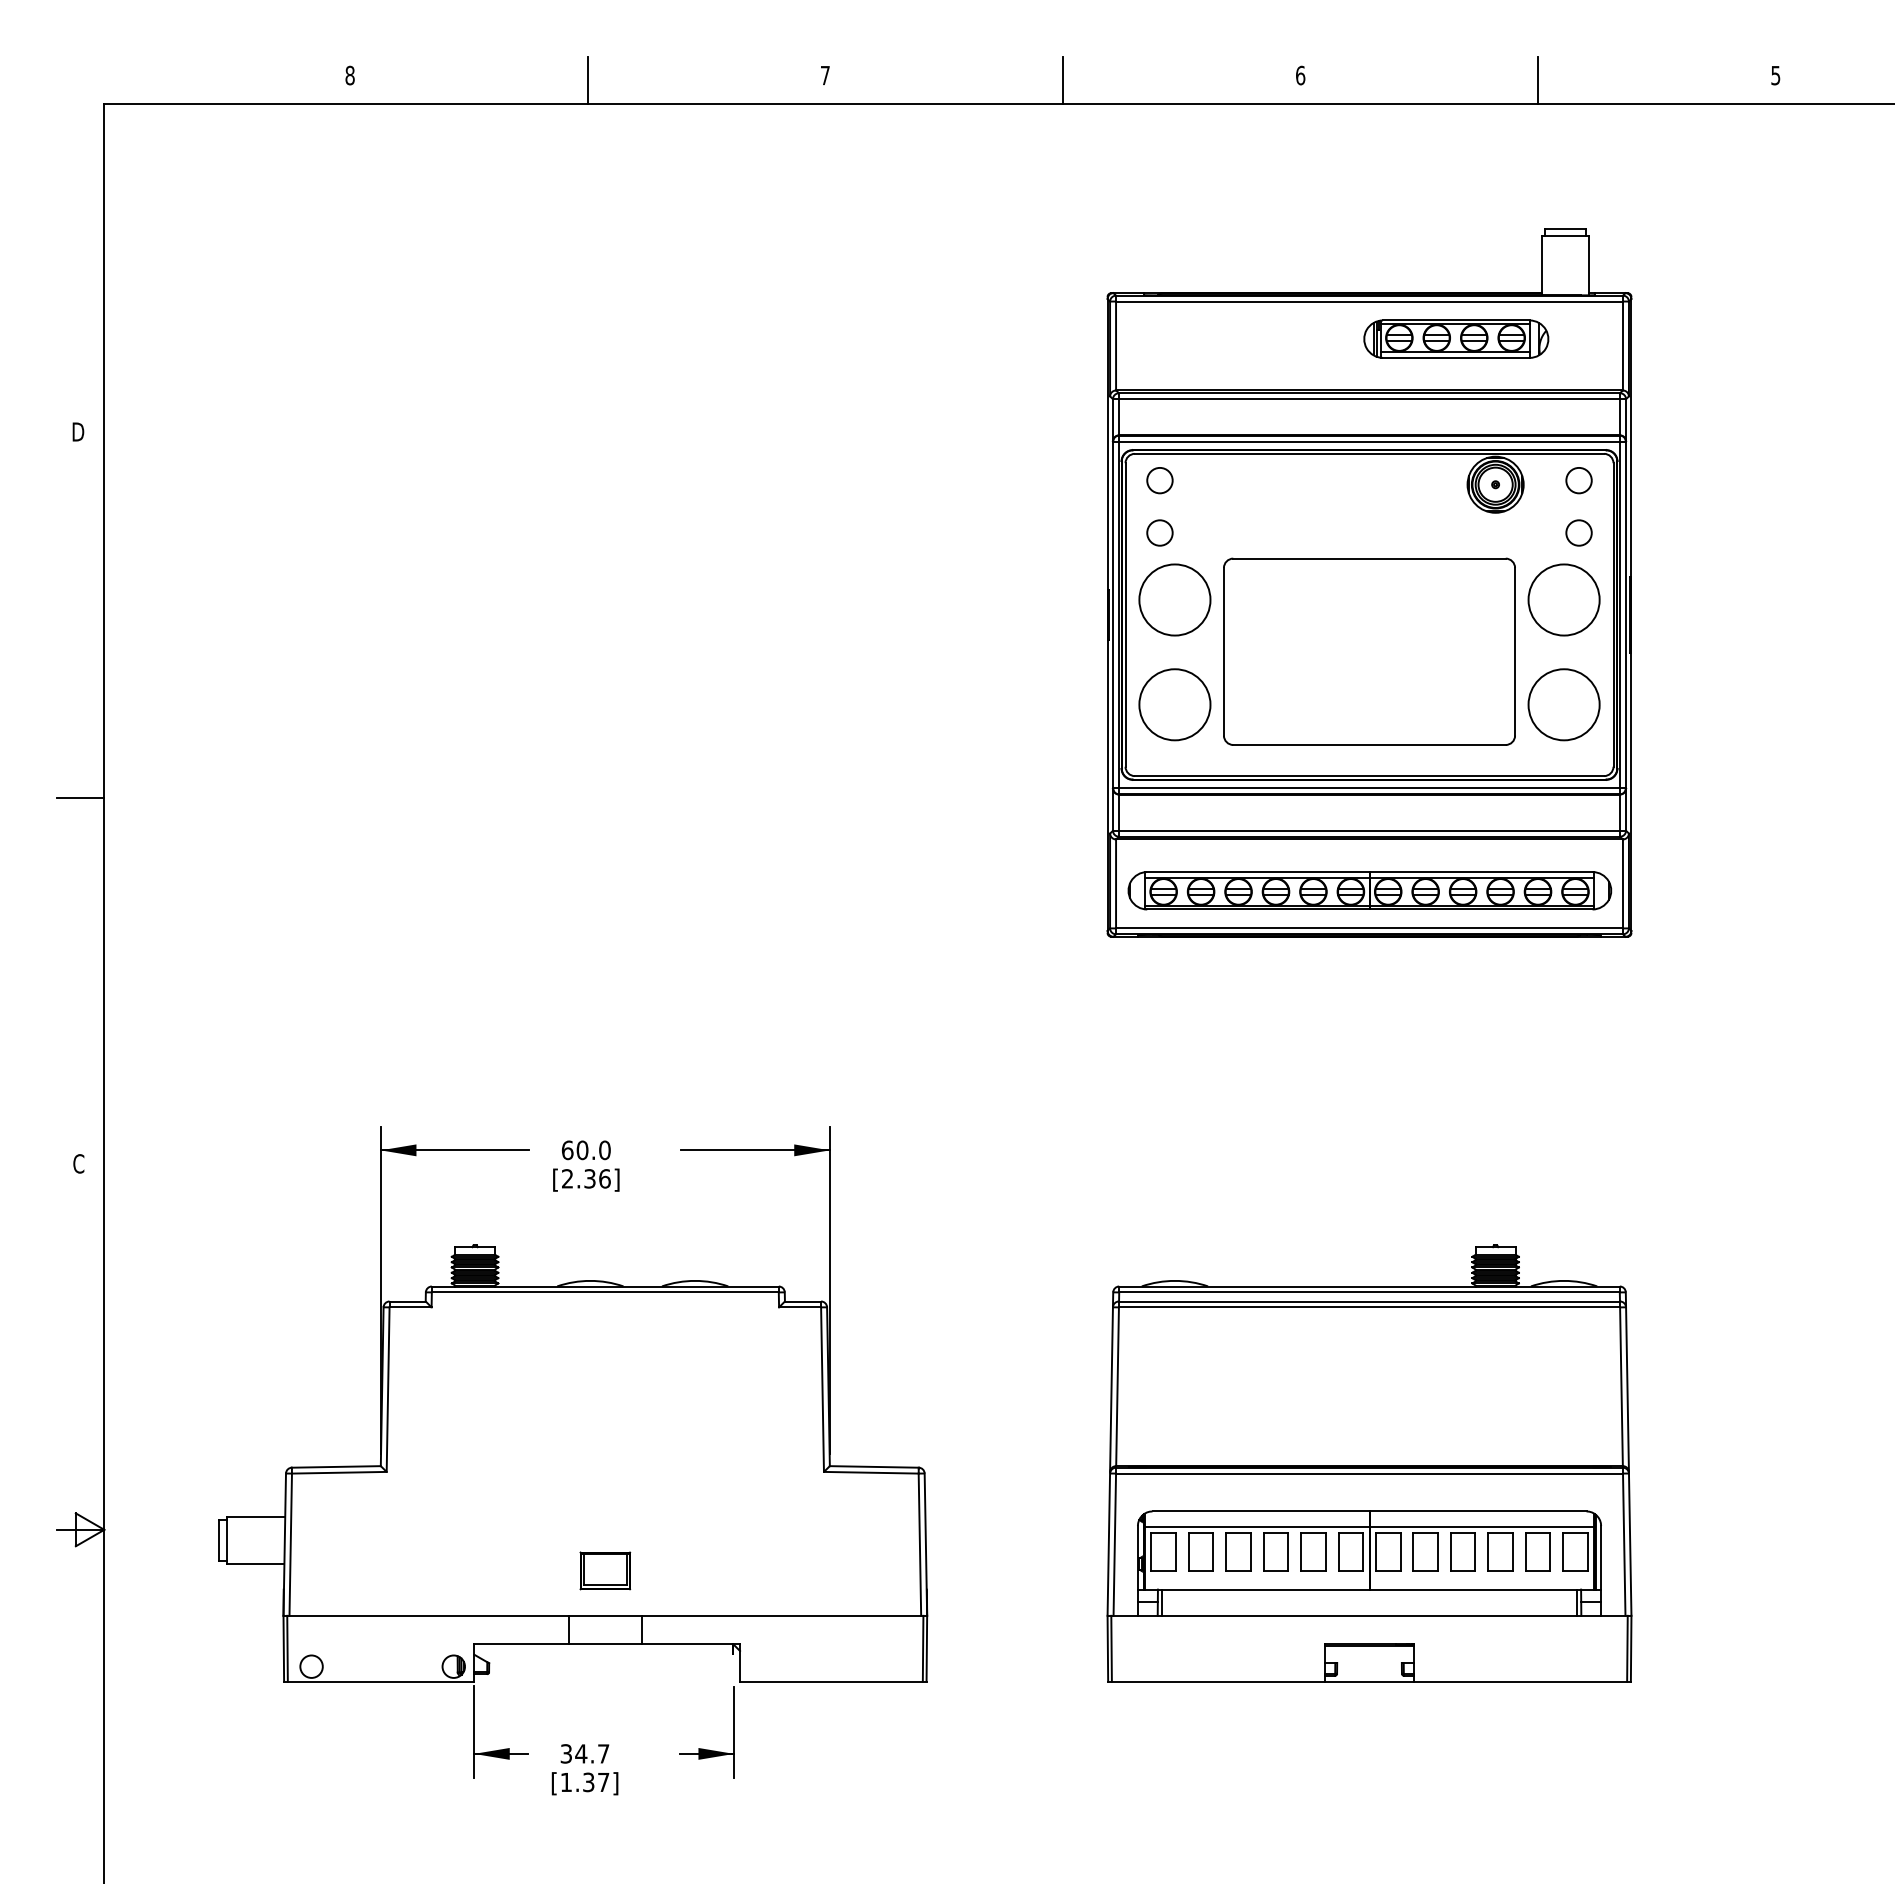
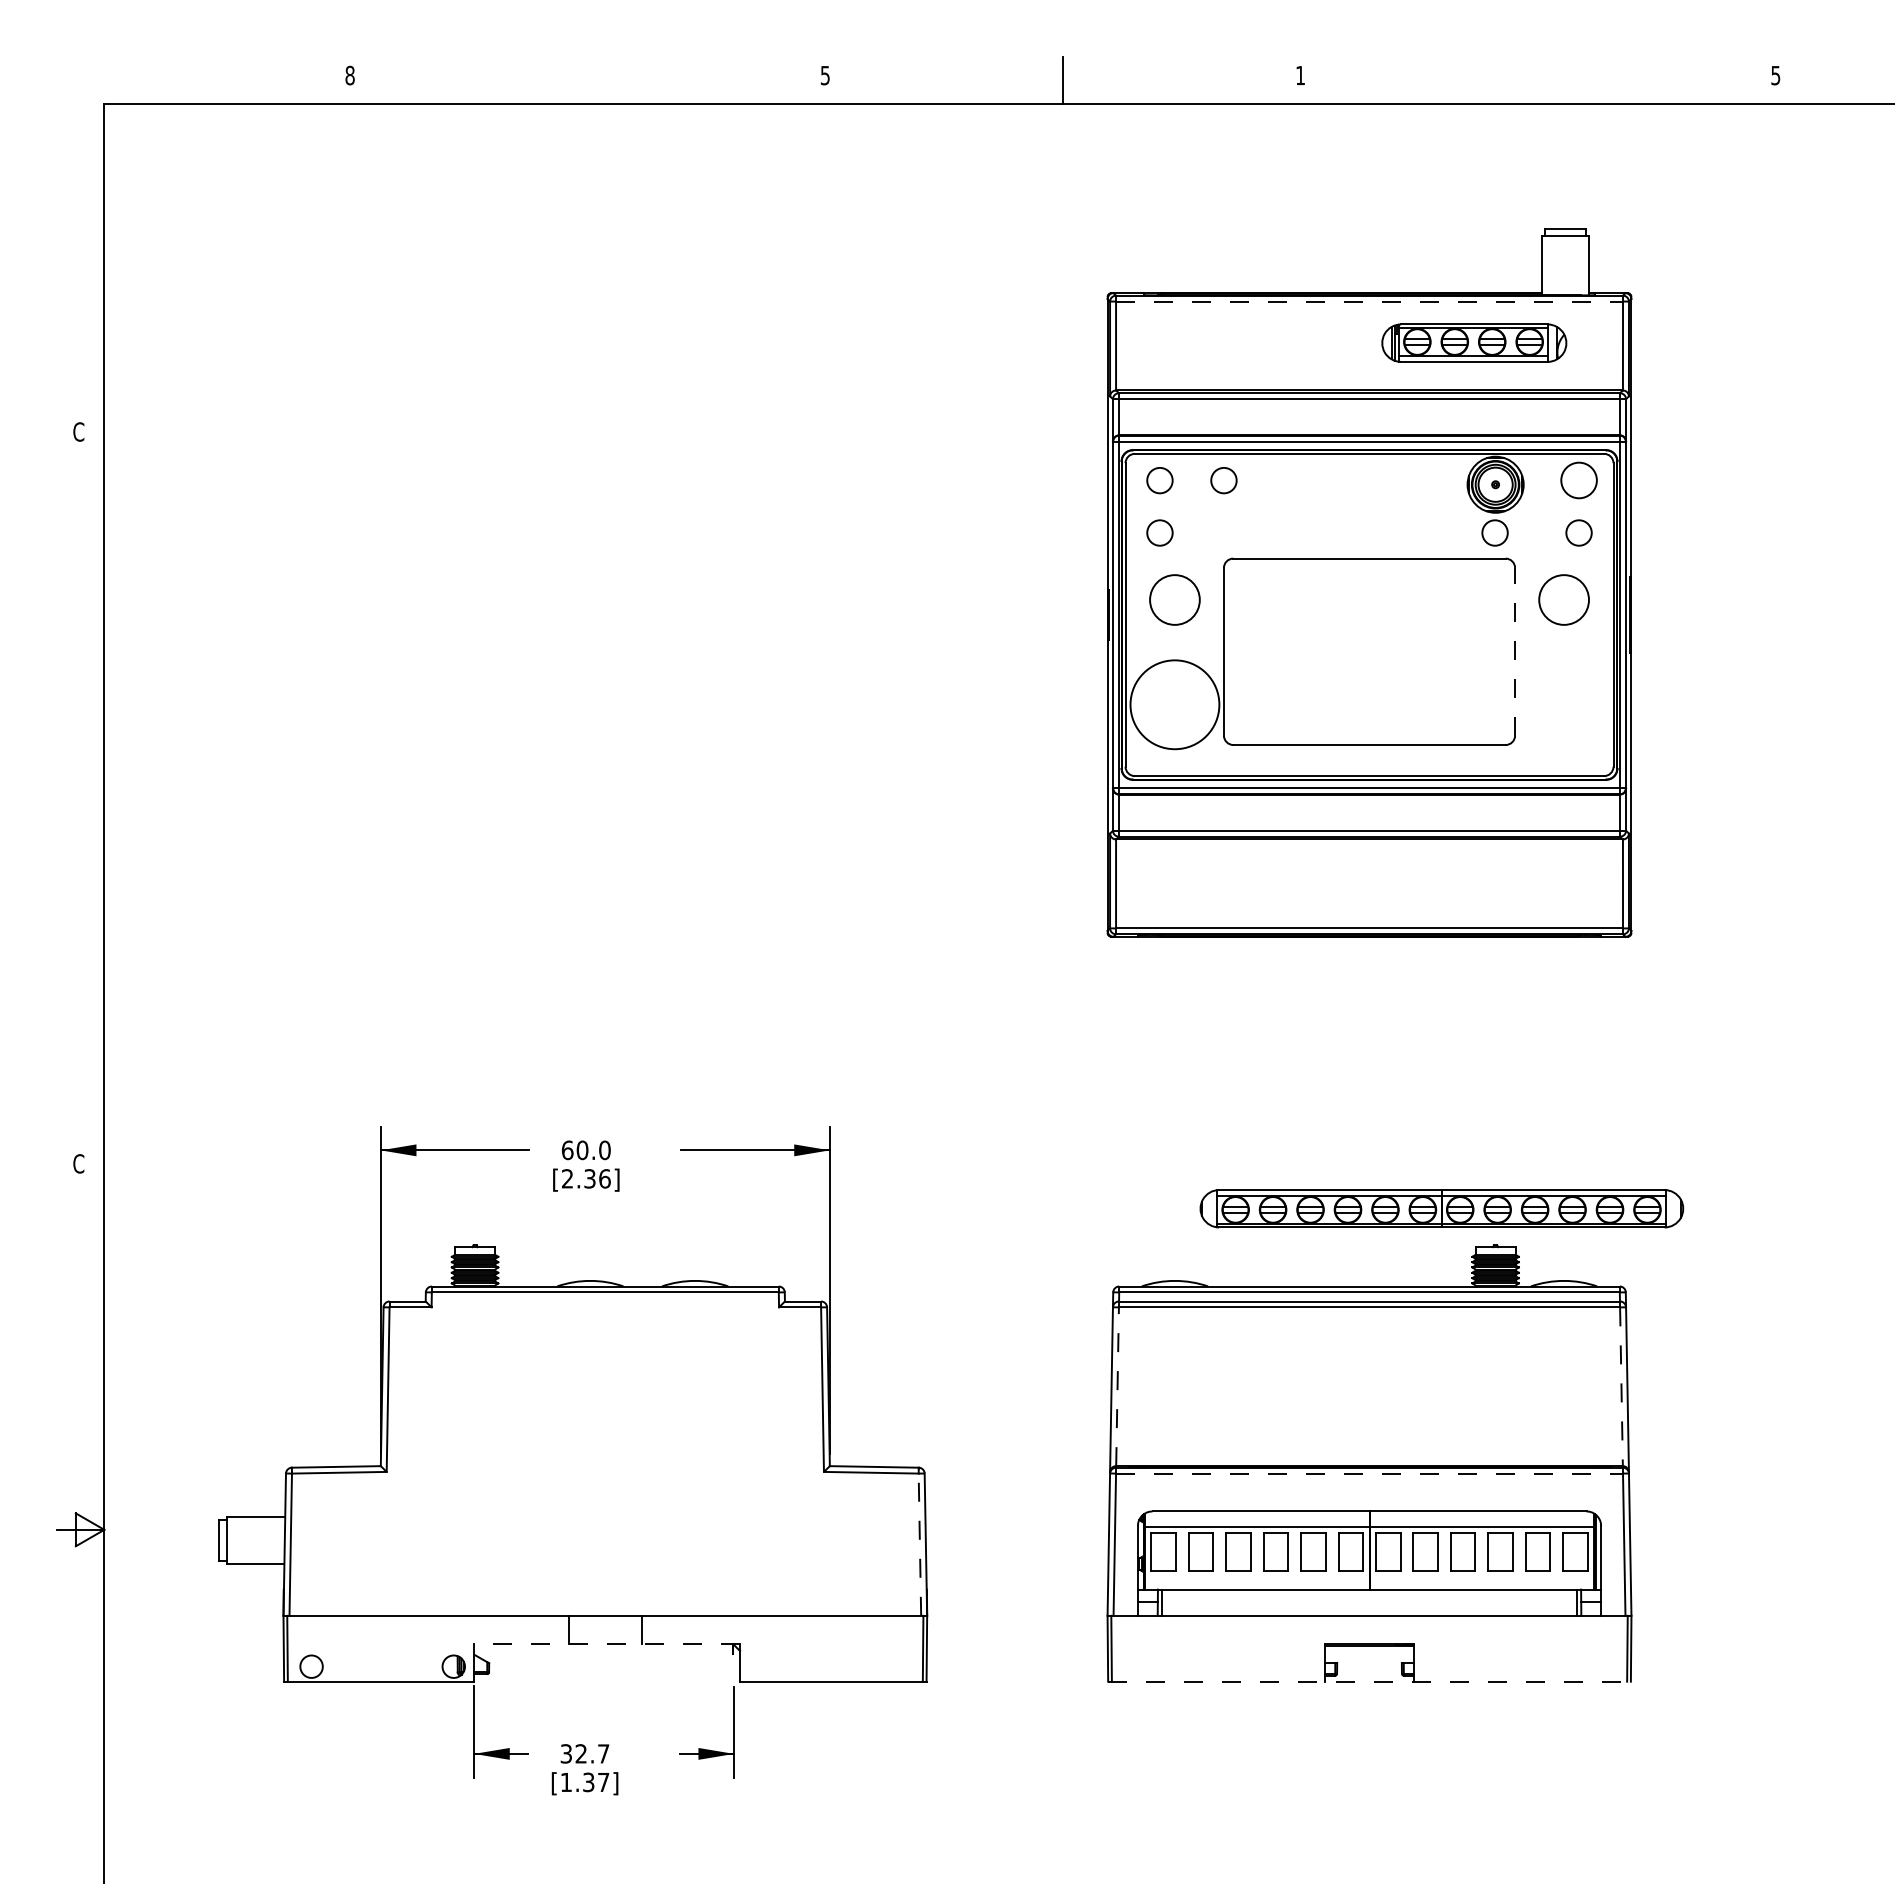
text: 7 -> 5 (824, 75)
text: 6 -> 1 (1300, 75)
line: present -> none (587, 80)
line: present -> none (1538, 80)
line: solid -> dashed (1370, 301)
part position: (1456, 338) -> (1474, 342) (1474, 342)
text: D -> C (78, 431)
circle: none -> present (1223, 480)
circle size: 28x28 px -> 38x39 px (1578, 480)
circle: none -> present (1494, 532)
circle diameter: 71 px -> 50 px (1174, 599)
circle diameter: 71 px -> 50 px (1563, 599)
line: solid -> dashed (1515, 651)
circle diameter: 71 px -> 89 px (1174, 704)
circle: present -> none (1563, 704)
line: present -> none (80, 797)
part position: (1369, 890) -> (1441, 1208) (1441, 1208)
line: solid -> dashed (1117, 1386)
line: solid -> dashed (1621, 1387)
line: solid -> dashed (1370, 1473)
line: solid -> dashed (919, 1544)
part: present -> none (605, 1570)
line: solid -> dashed (607, 1644)
line: solid -> dashed (1370, 1681)
text: 34.7 -> 32.7 (581, 1753)
